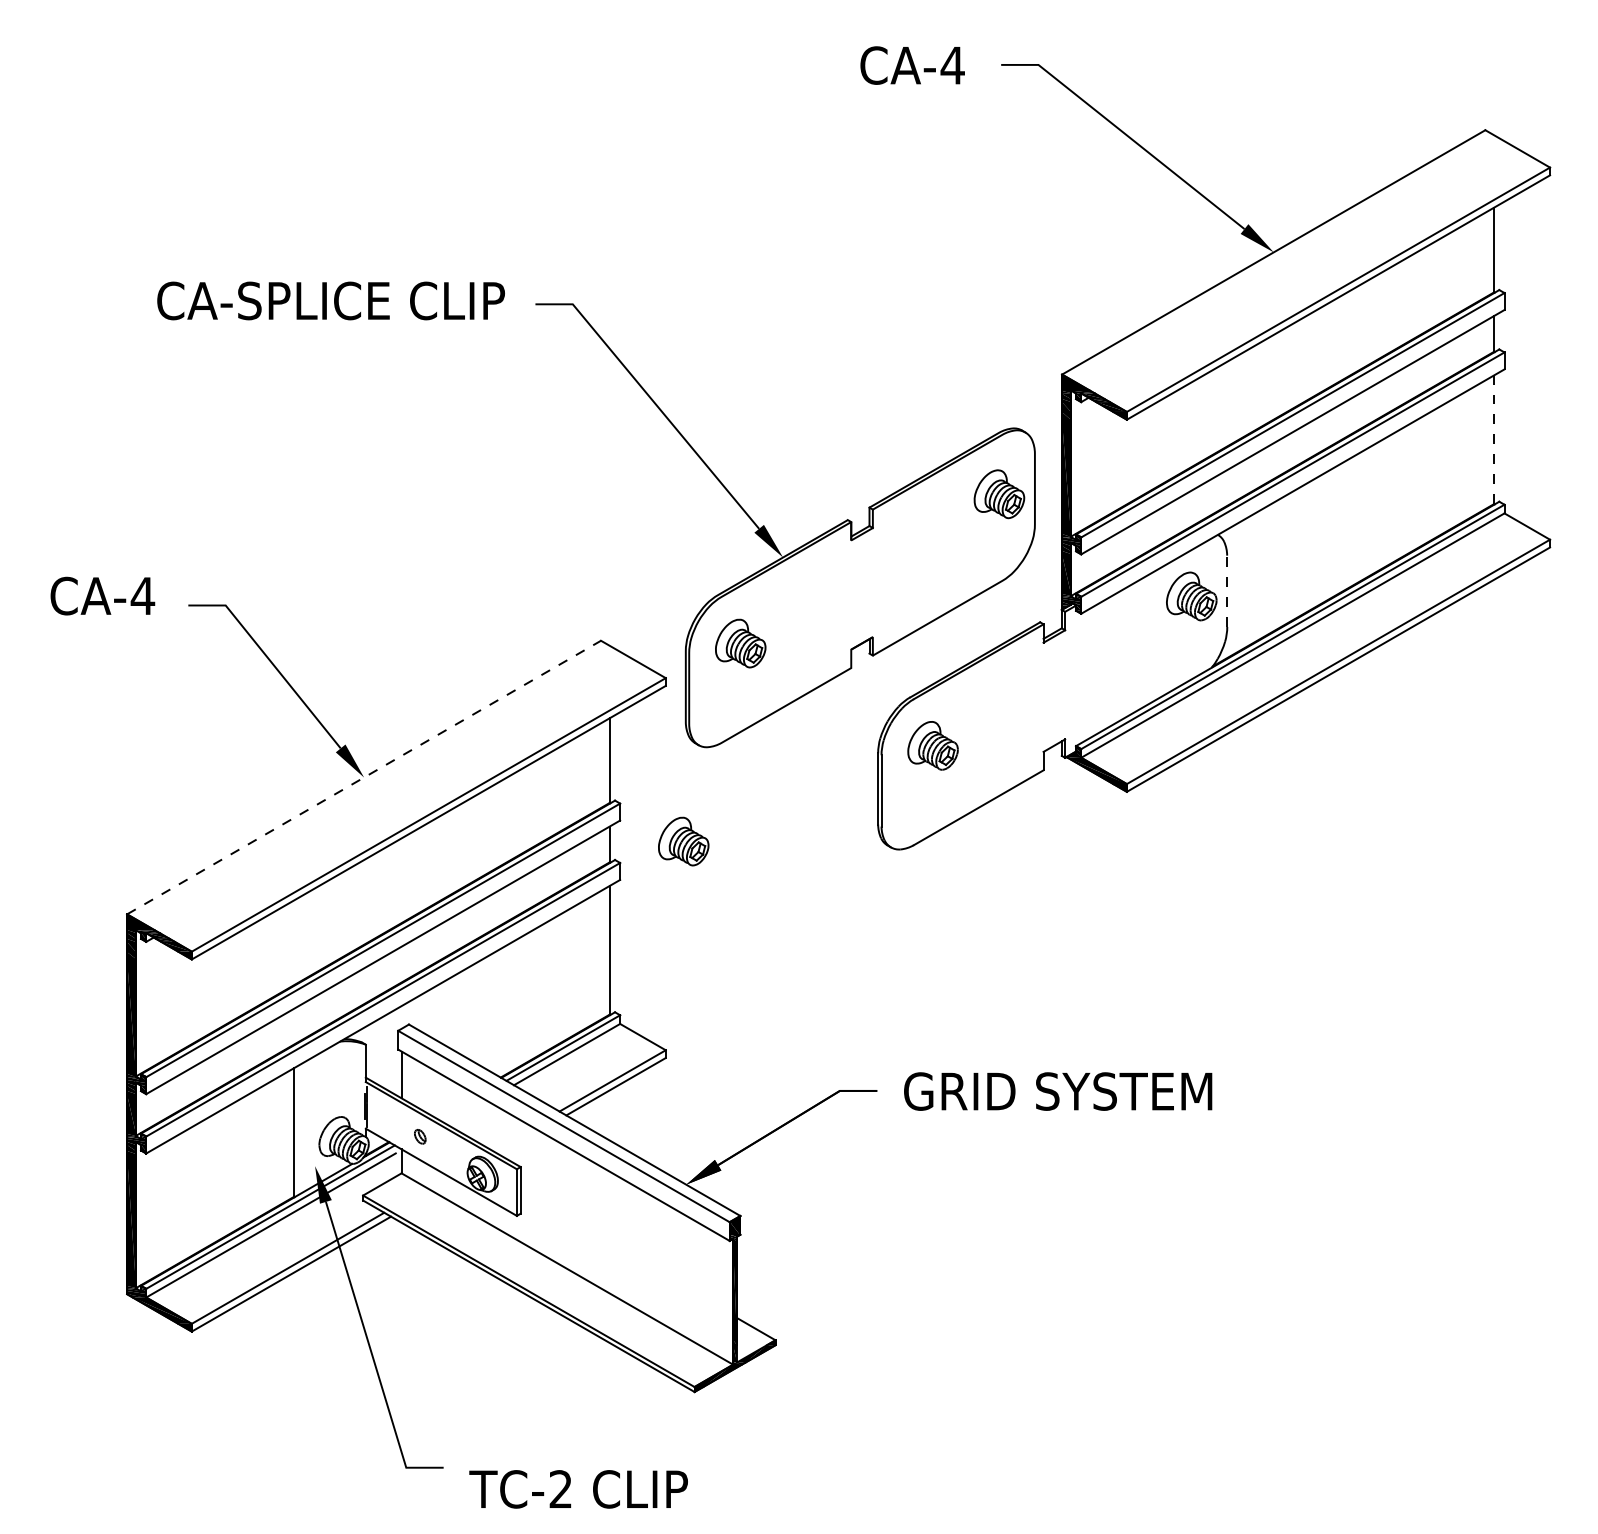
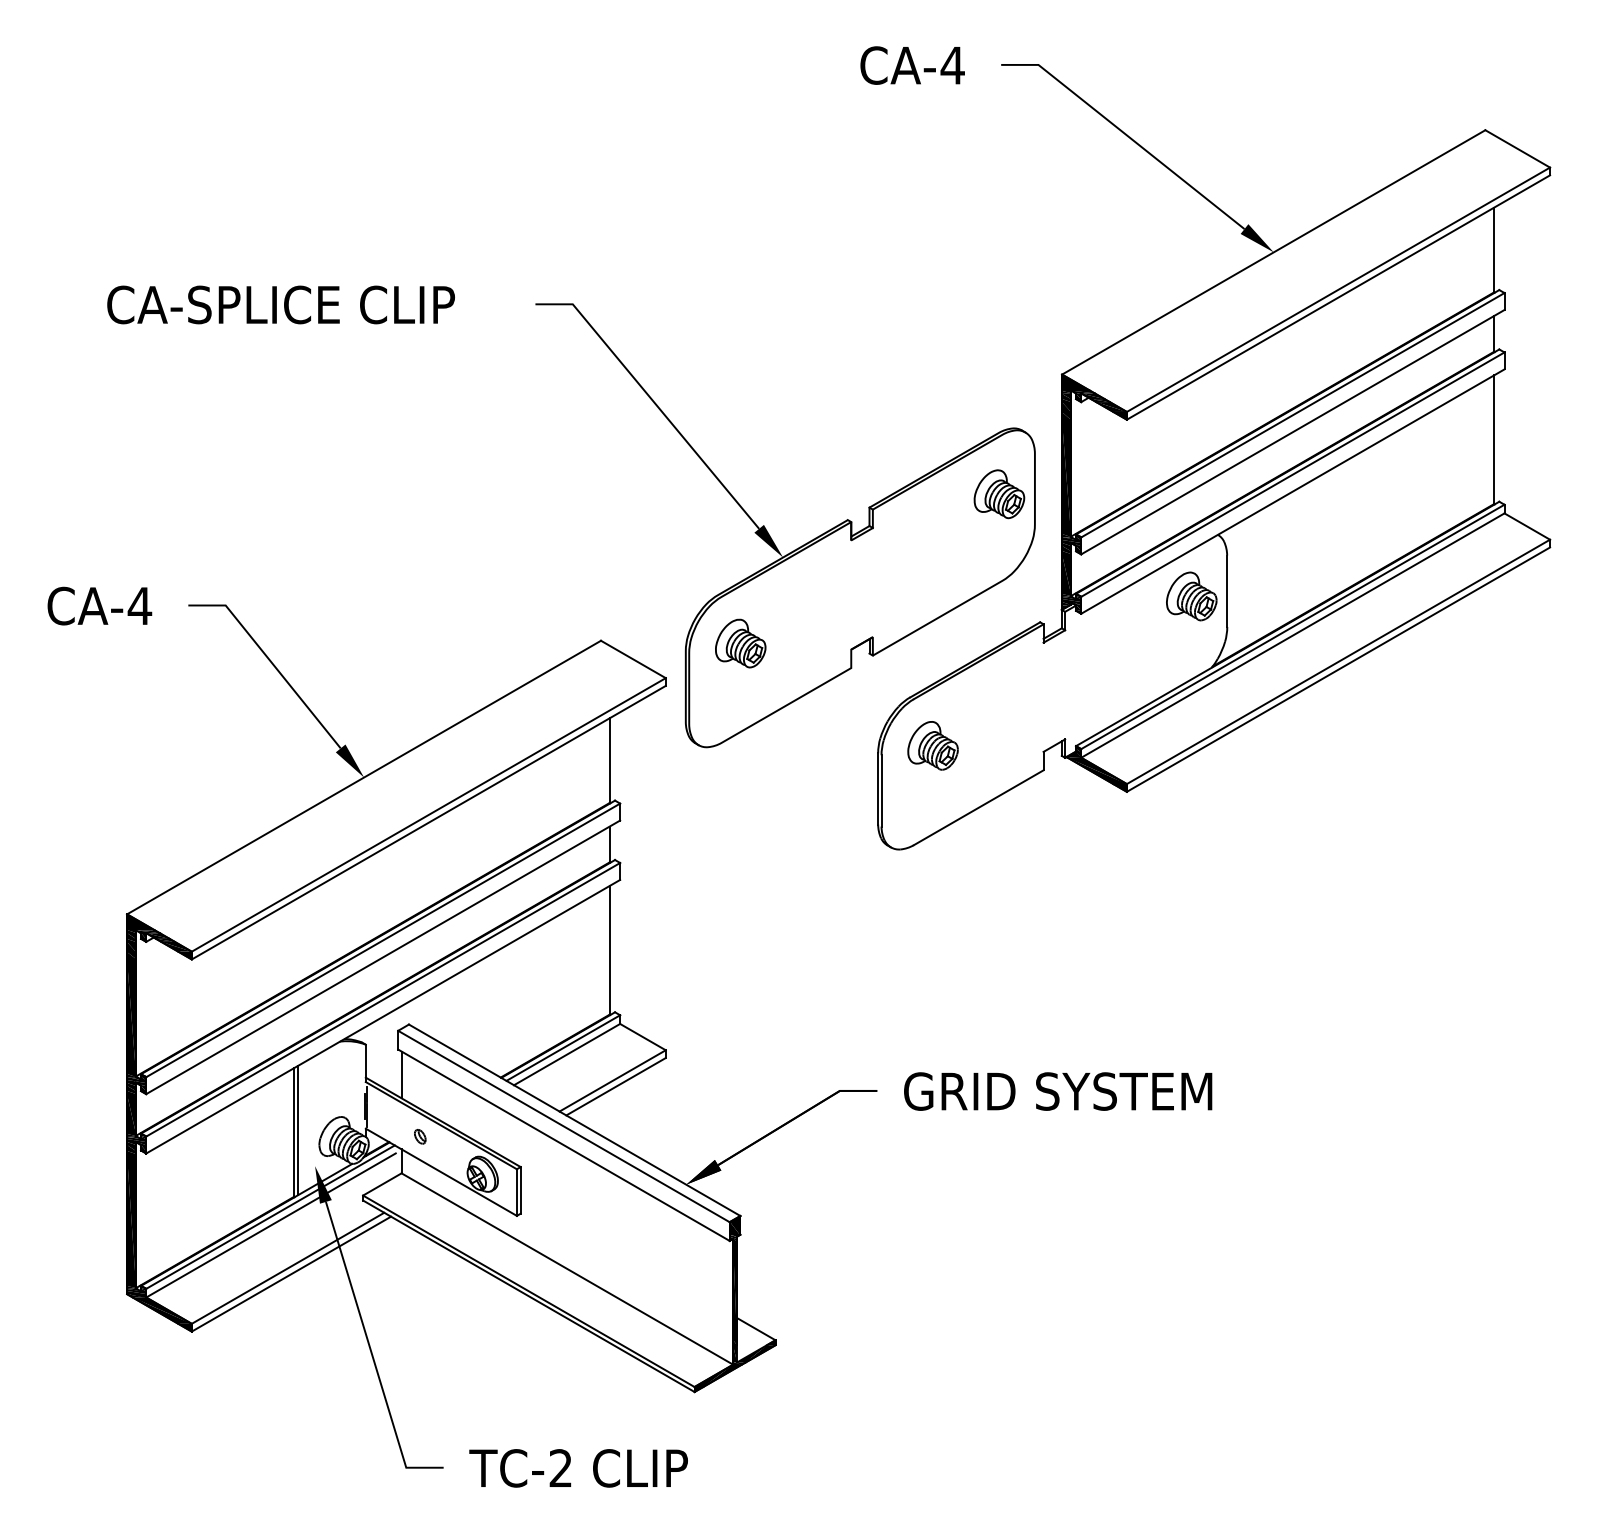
text position: (330, 300) -> (280, 304) (280, 304)
line: dashed -> solid (1494, 439)
line: dashed -> solid (1227, 591)
text position: (102, 595) -> (99, 605) (99, 605)
line: dashed -> solid (364, 777)
part: present -> none (683, 841)
line: none -> present (297, 1130)
text position: (578, 1489) -> (578, 1468) (578, 1468)
